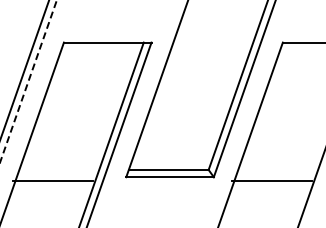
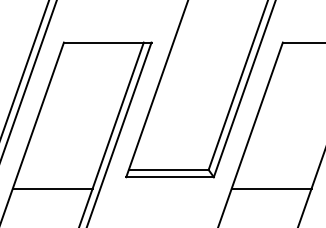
line: dashed -> solid (28, 81)
line position: (52, 180) -> (52, 188) (52, 188)
line position: (271, 180) -> (271, 188) (271, 188)
